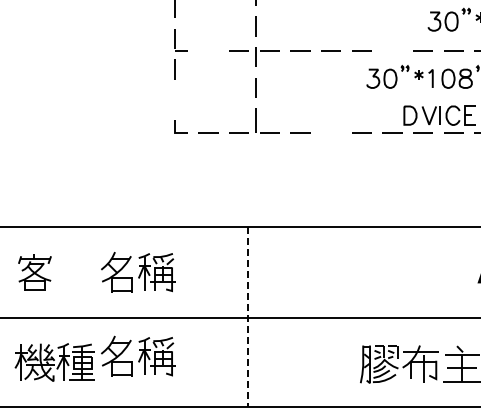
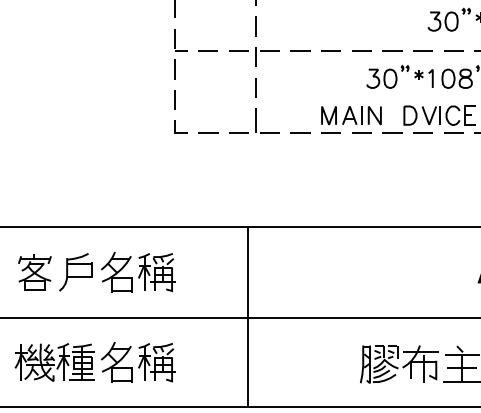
line: none -> present (207, 50)
line: none -> present (392, 50)
line: none -> present (174, 99)
part: none -> present (351, 119)
part: none -> present (75, 272)
line: dashed -> solid (247, 317)
part position: (138, 355) -> (138, 361) (138, 361)
